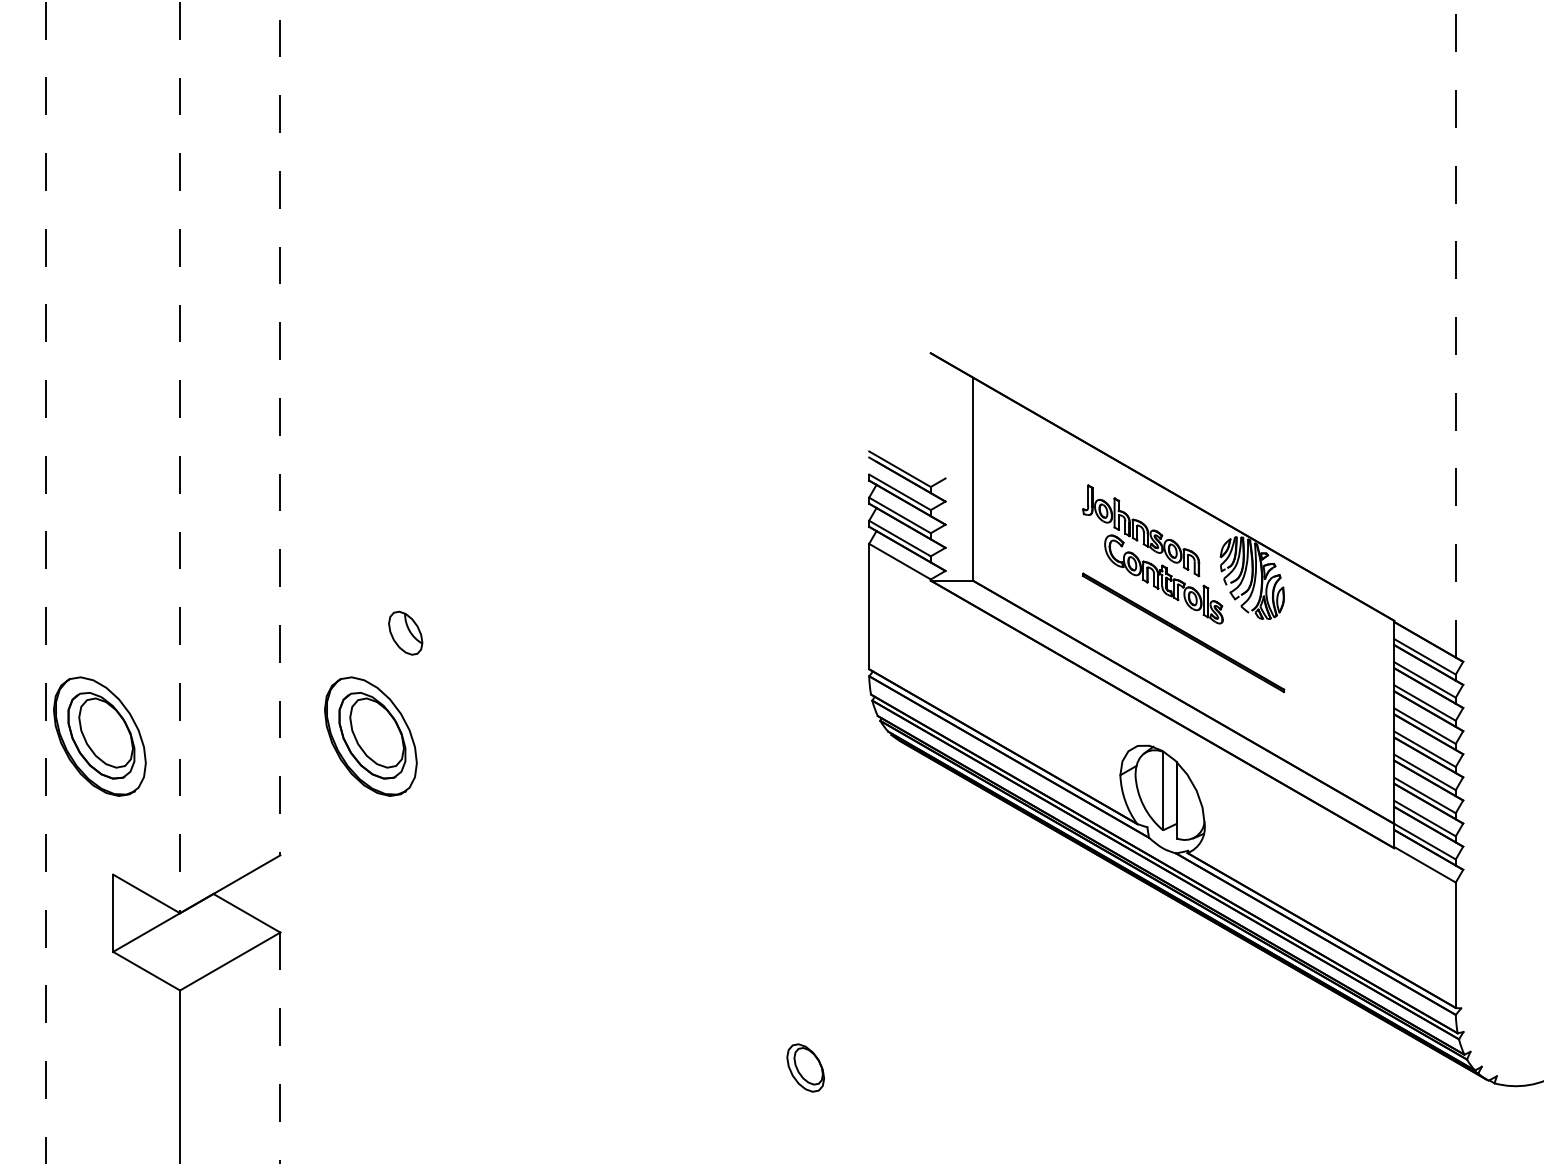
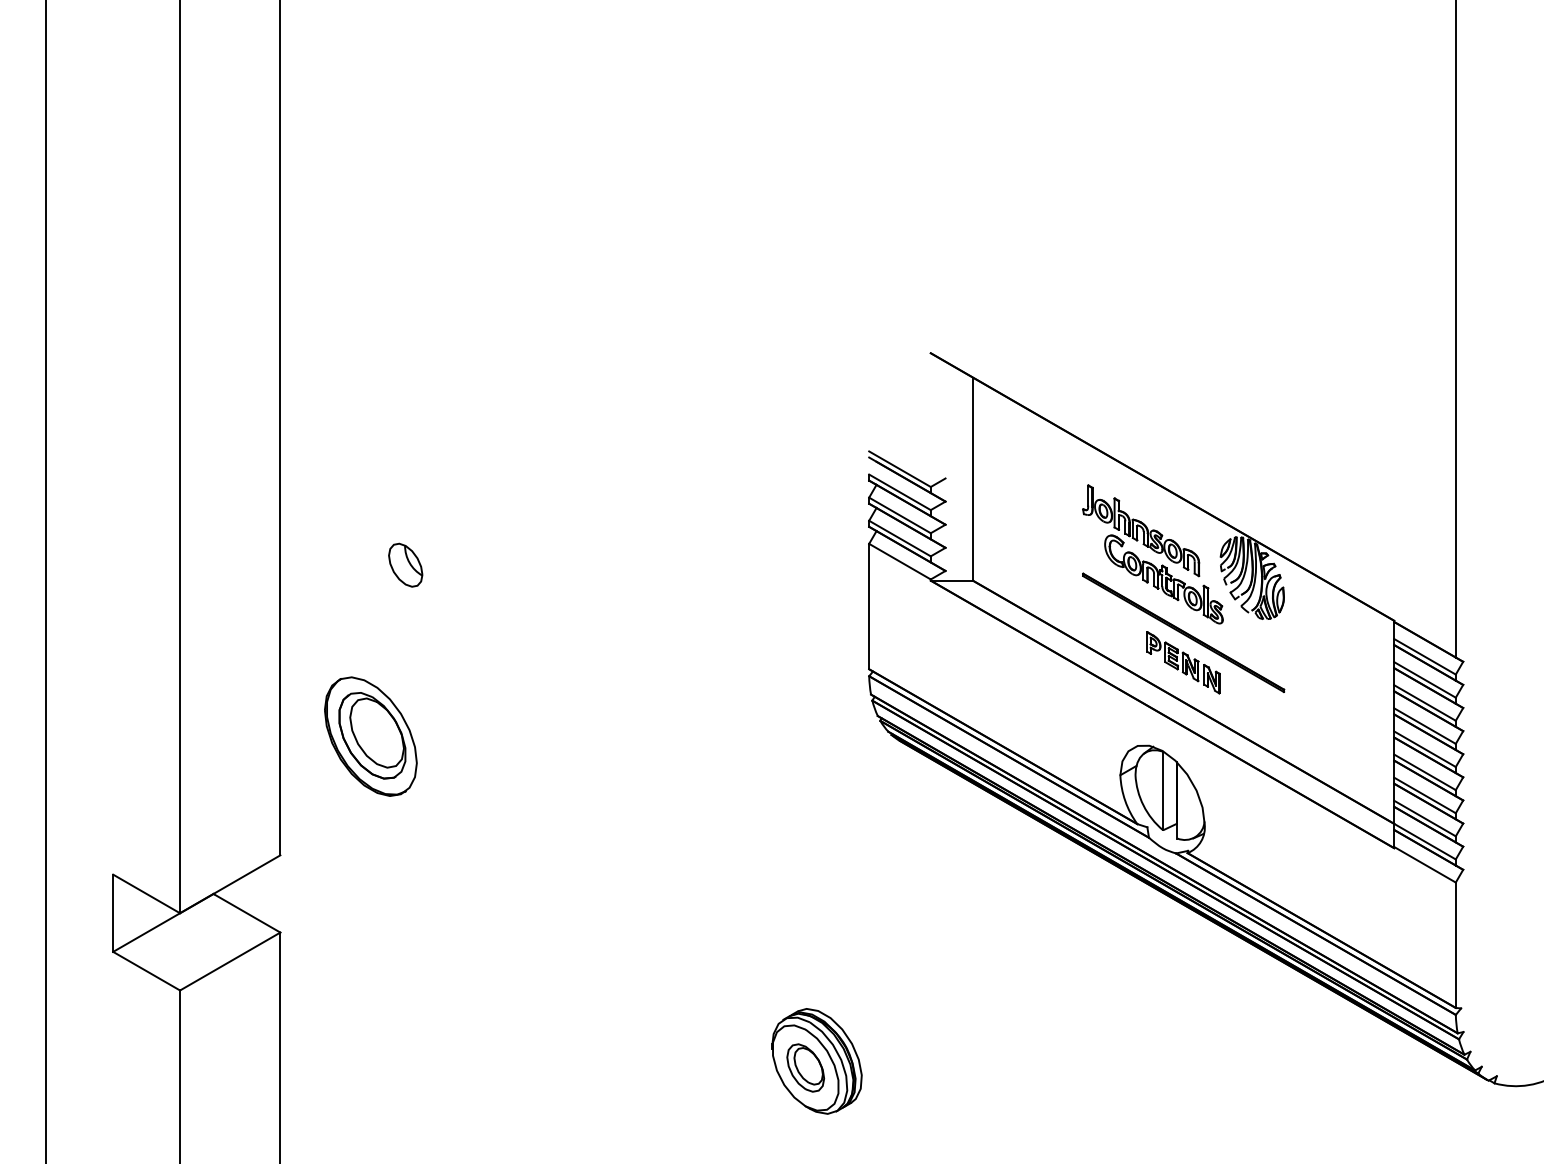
line: dashed -> solid (1455, 328)
line: dashed -> solid (280, 428)
line: dashed -> solid (180, 457)
line: dashed -> solid (46, 581)
part position: (405, 632) -> (405, 564) (405, 564)
part: none -> present (1183, 662)
part: present -> none (99, 736)
line: dashed -> solid (280, 1048)
part: none -> present (816, 1061)
